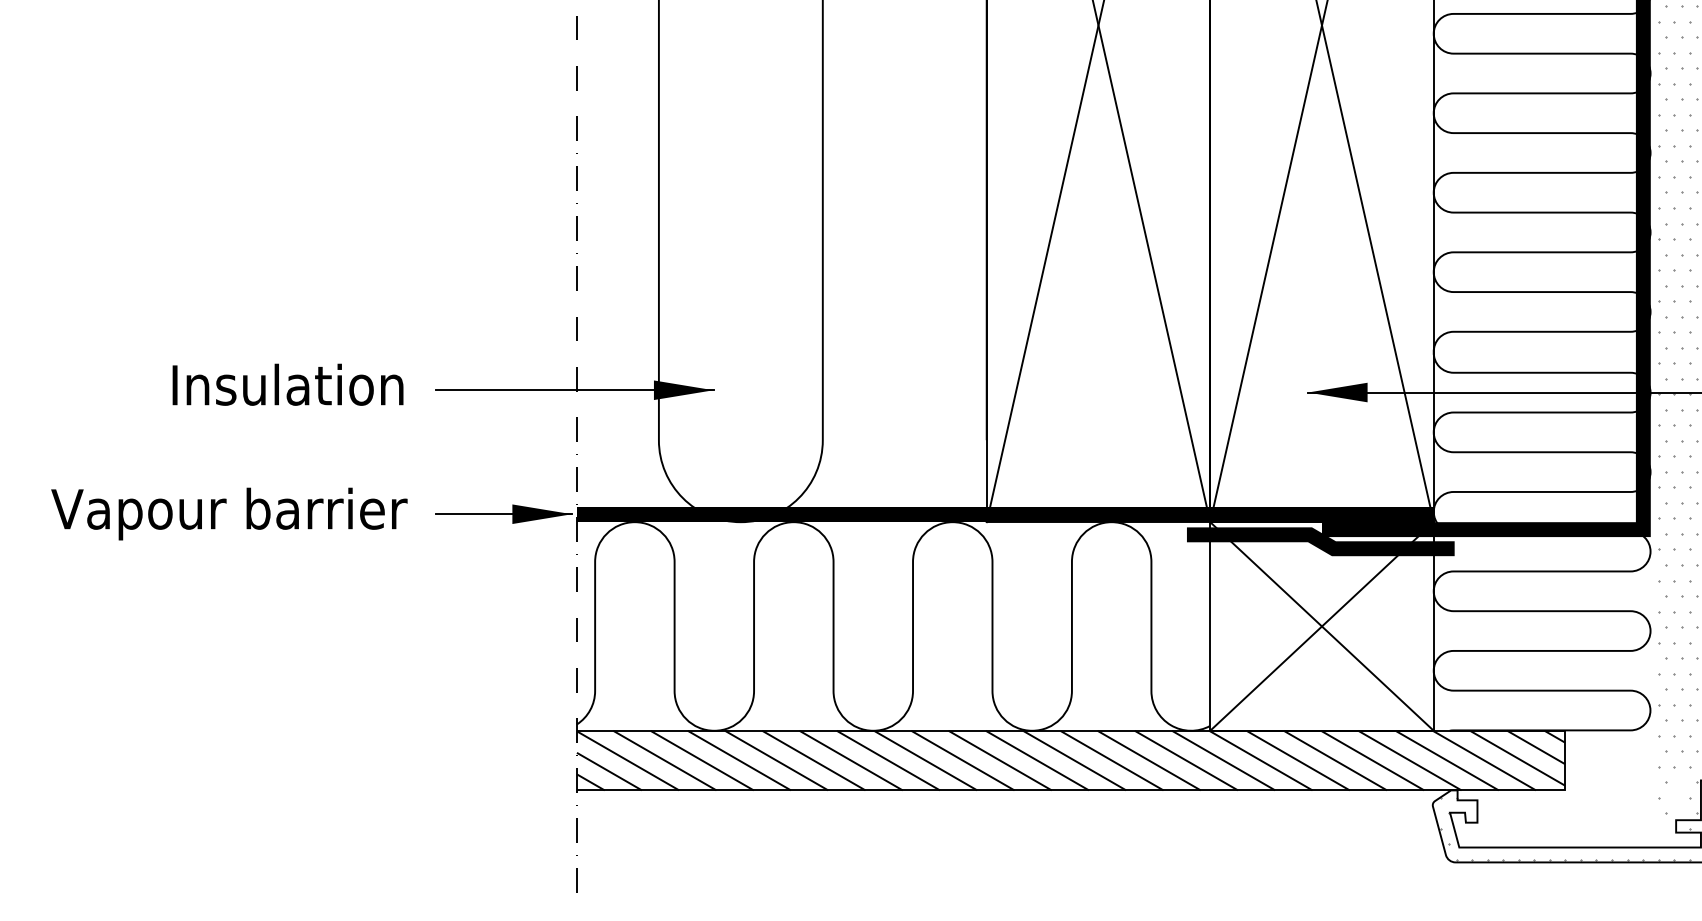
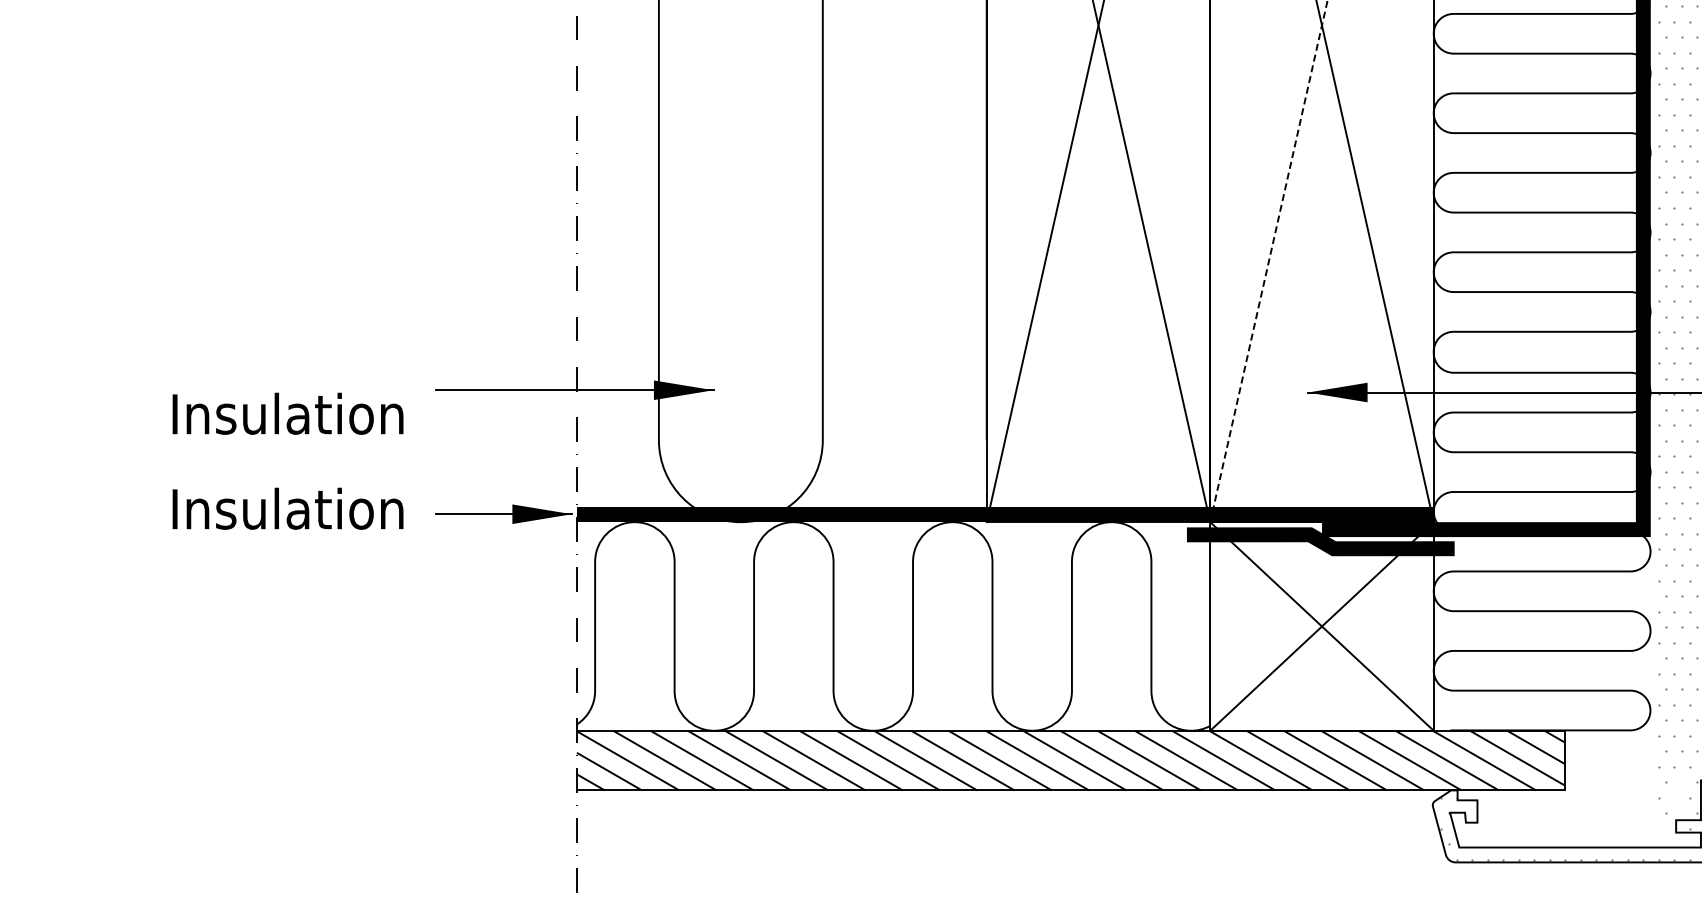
line: solid -> dashed (1268, 261)
text position: (287, 384) -> (287, 413) (287, 413)
text: Vapour barrier -> Insulation (229, 513)
